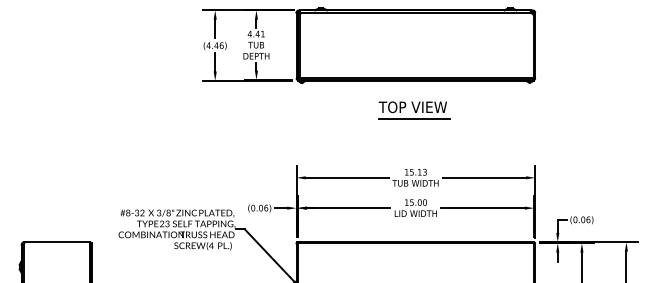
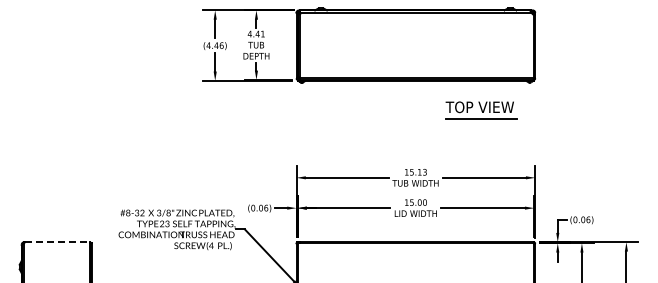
part position: (414, 110) -> (481, 110) (481, 110)
line: solid -> dashed (57, 242)
